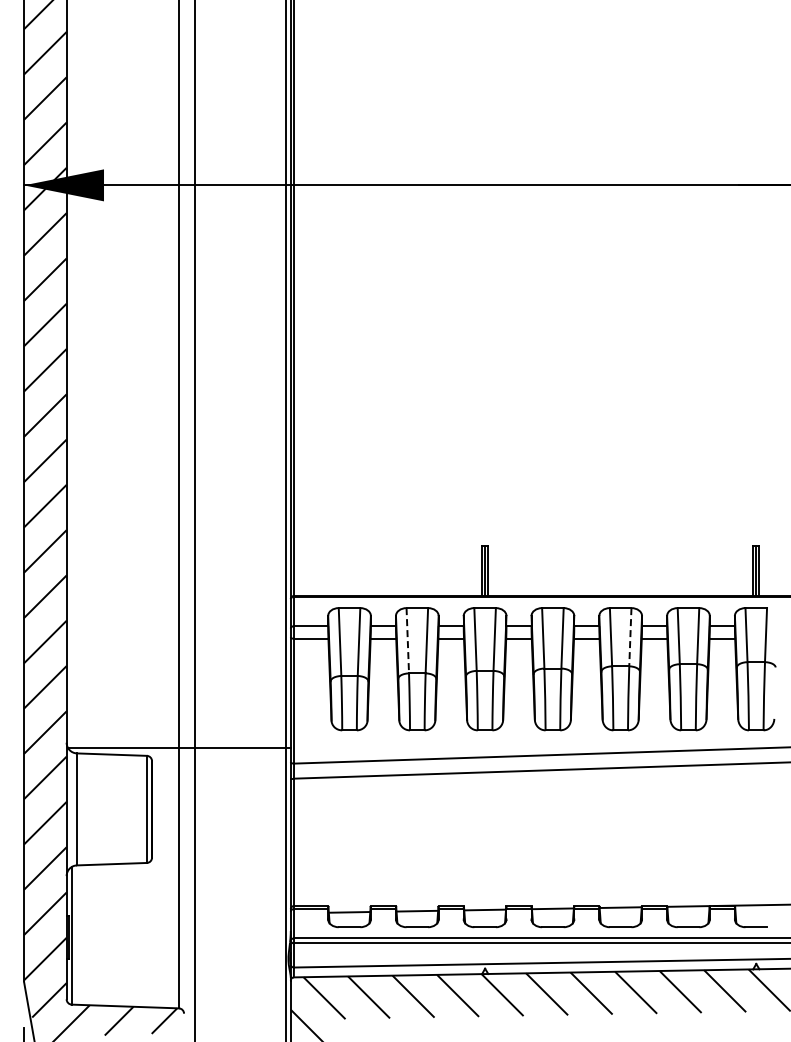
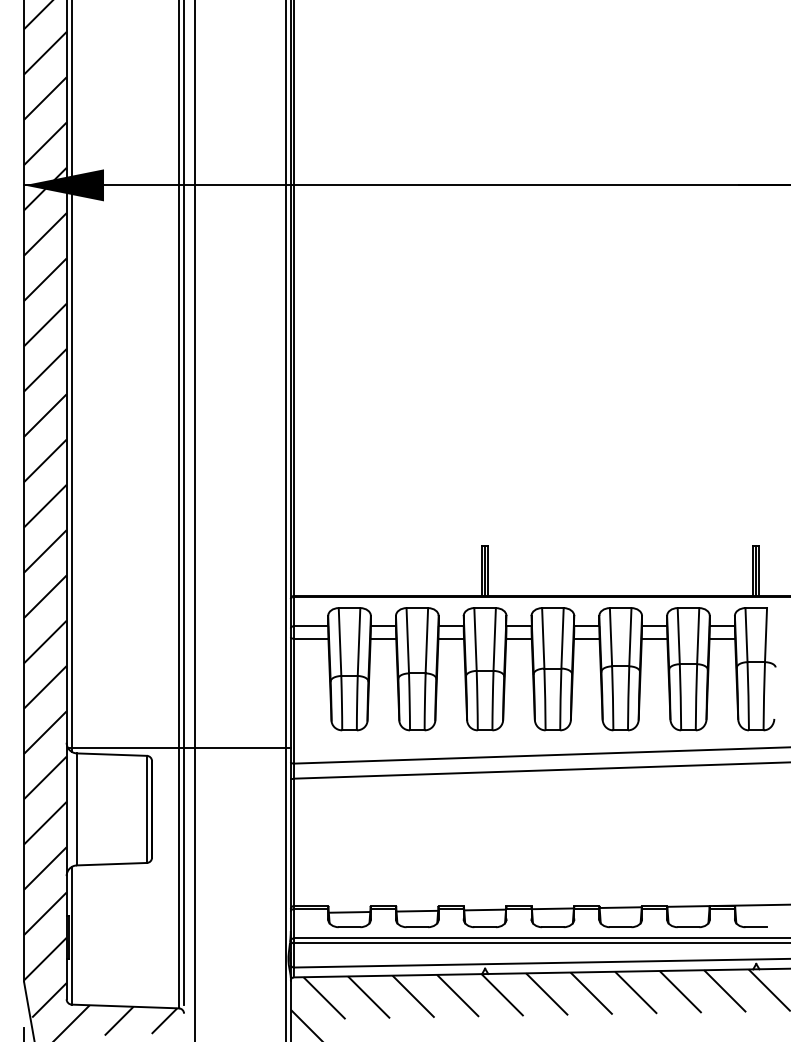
line: none -> present (71, 376)
line: none -> present (184, 503)
line: dashed -> solid (630, 637)
line: dashed -> solid (407, 640)
